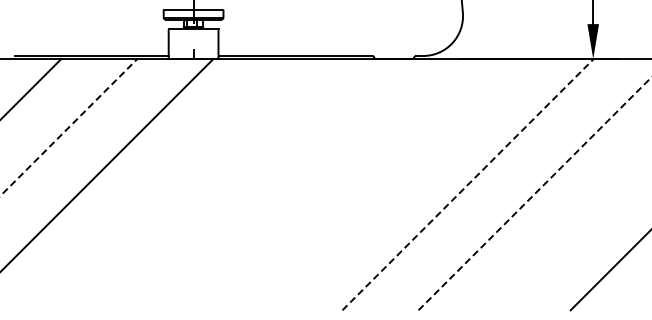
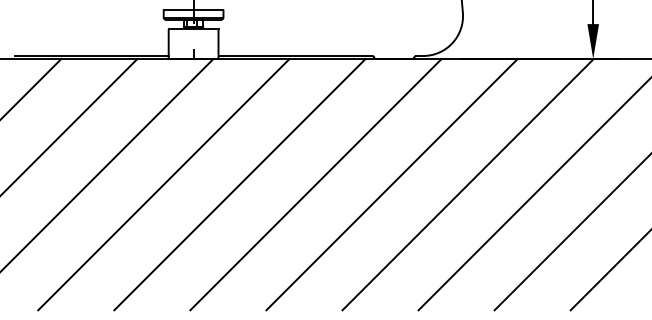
line: dashed -> solid (68, 127)
line: none -> present (163, 184)
line: none -> present (239, 184)
line: none -> present (315, 184)
line: none -> present (391, 184)
line: dashed -> solid (468, 184)
line: dashed -> solid (535, 193)
line: none -> present (571, 232)
